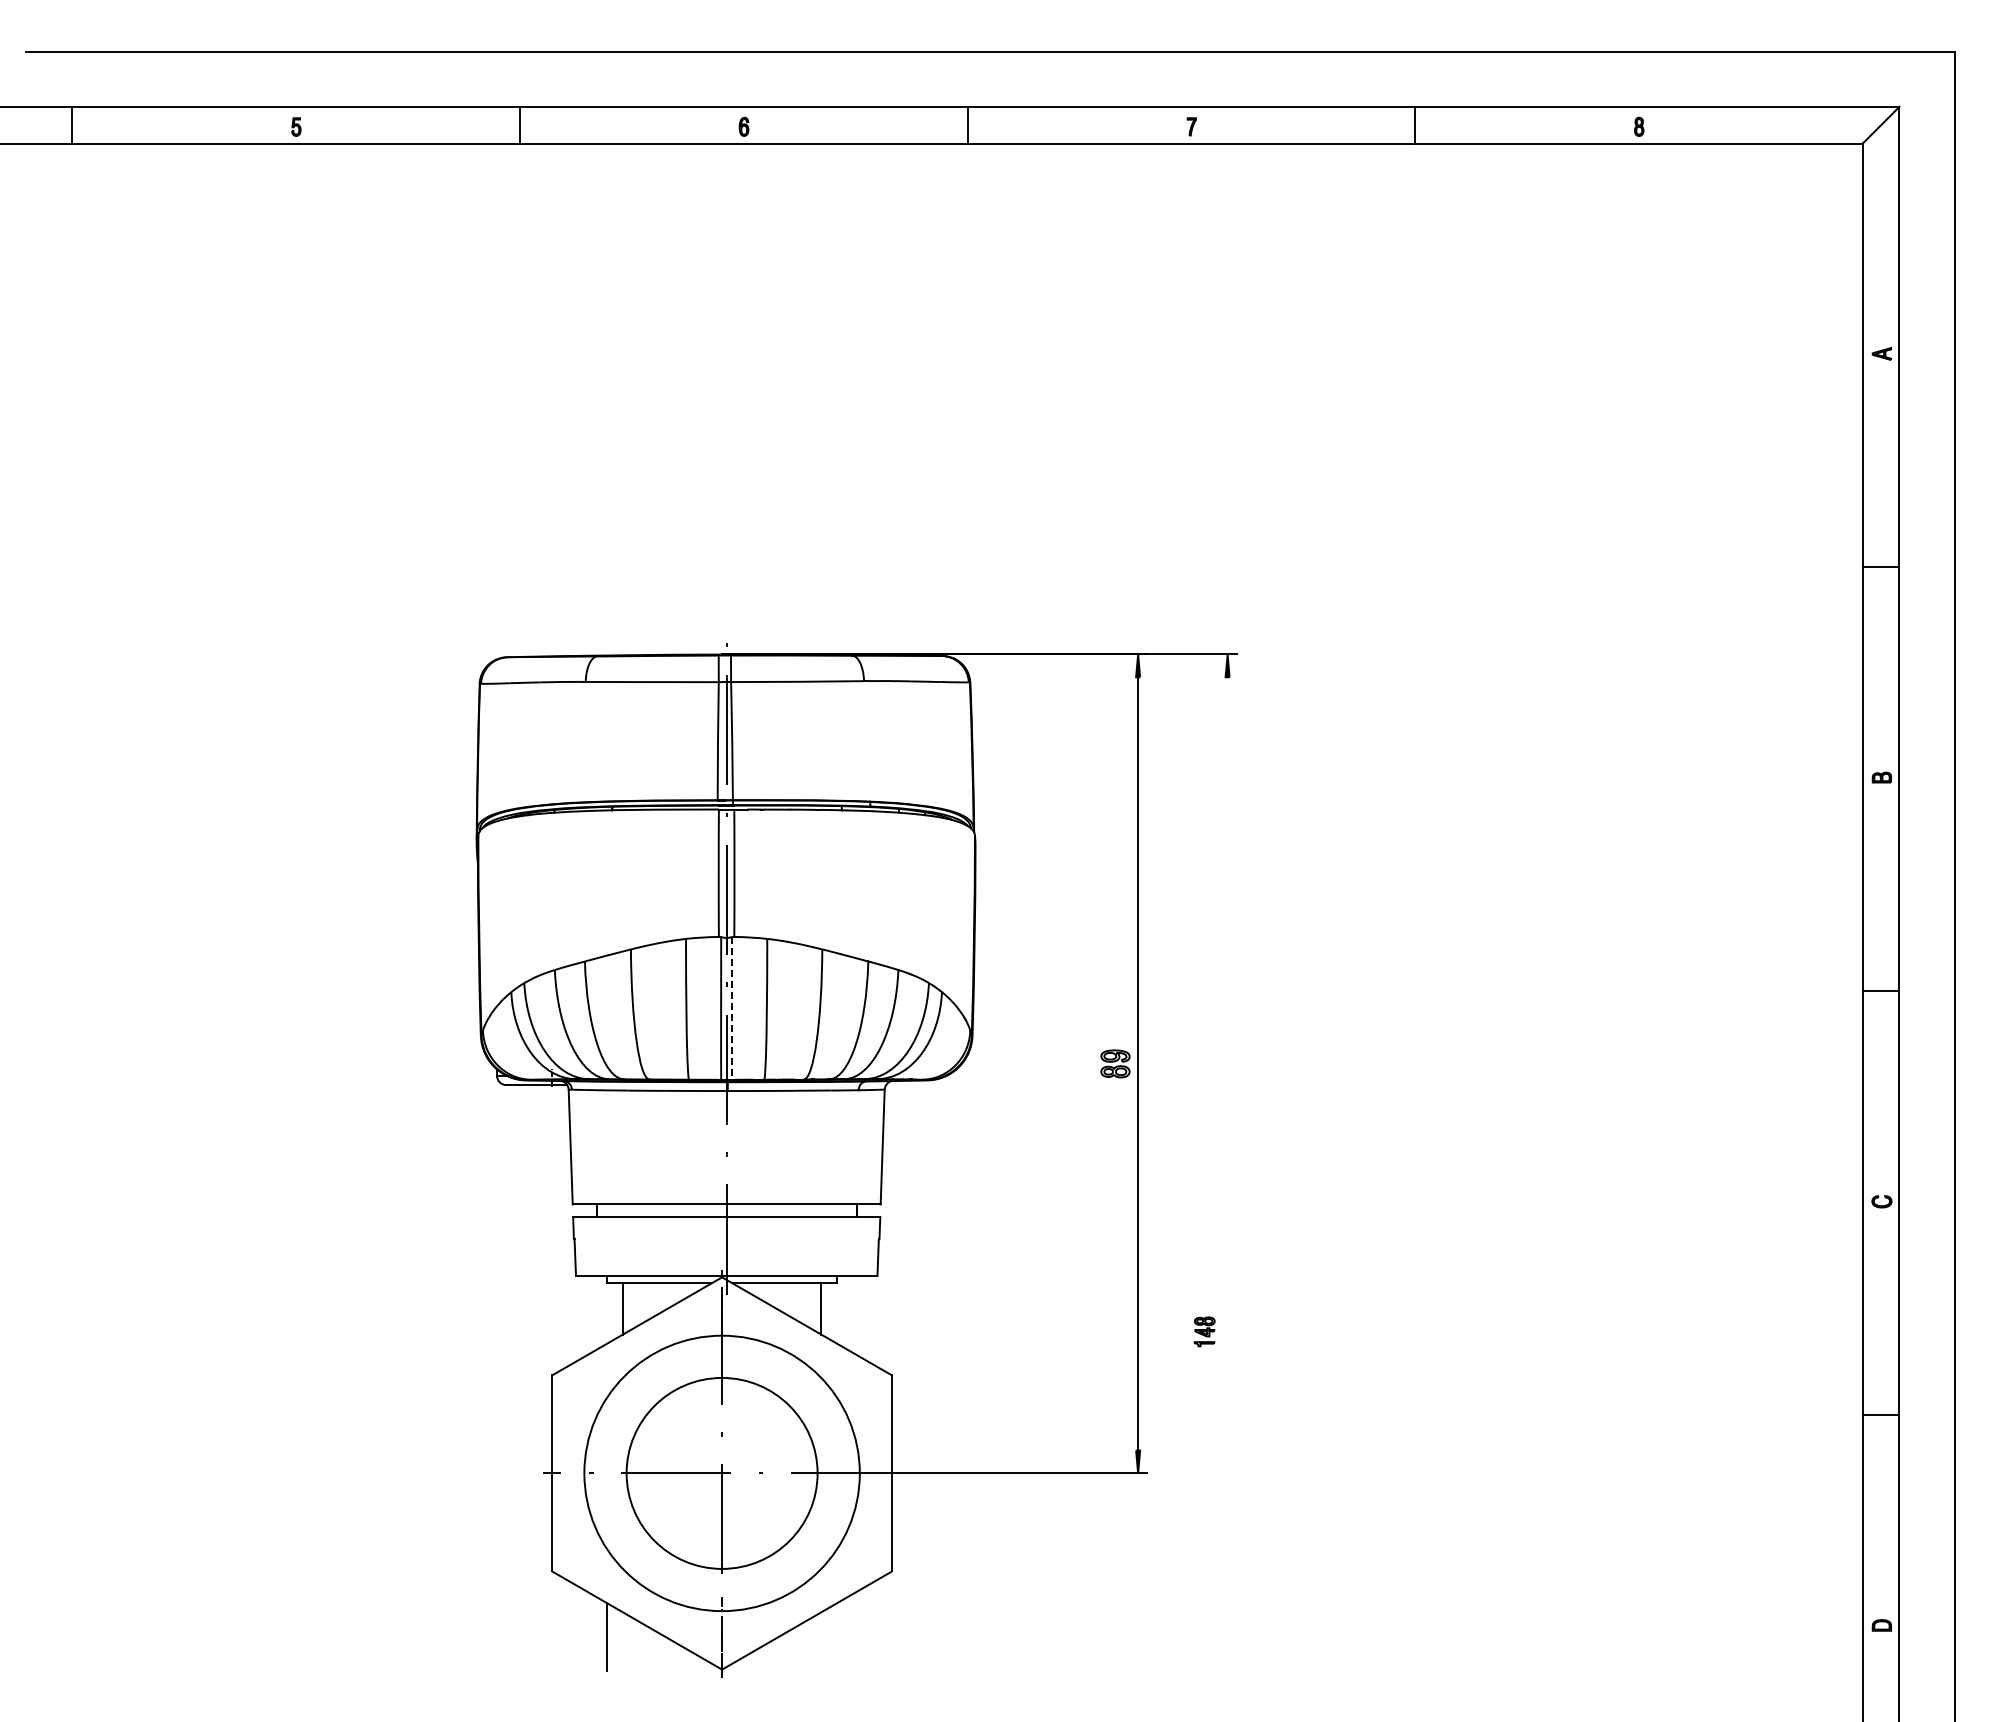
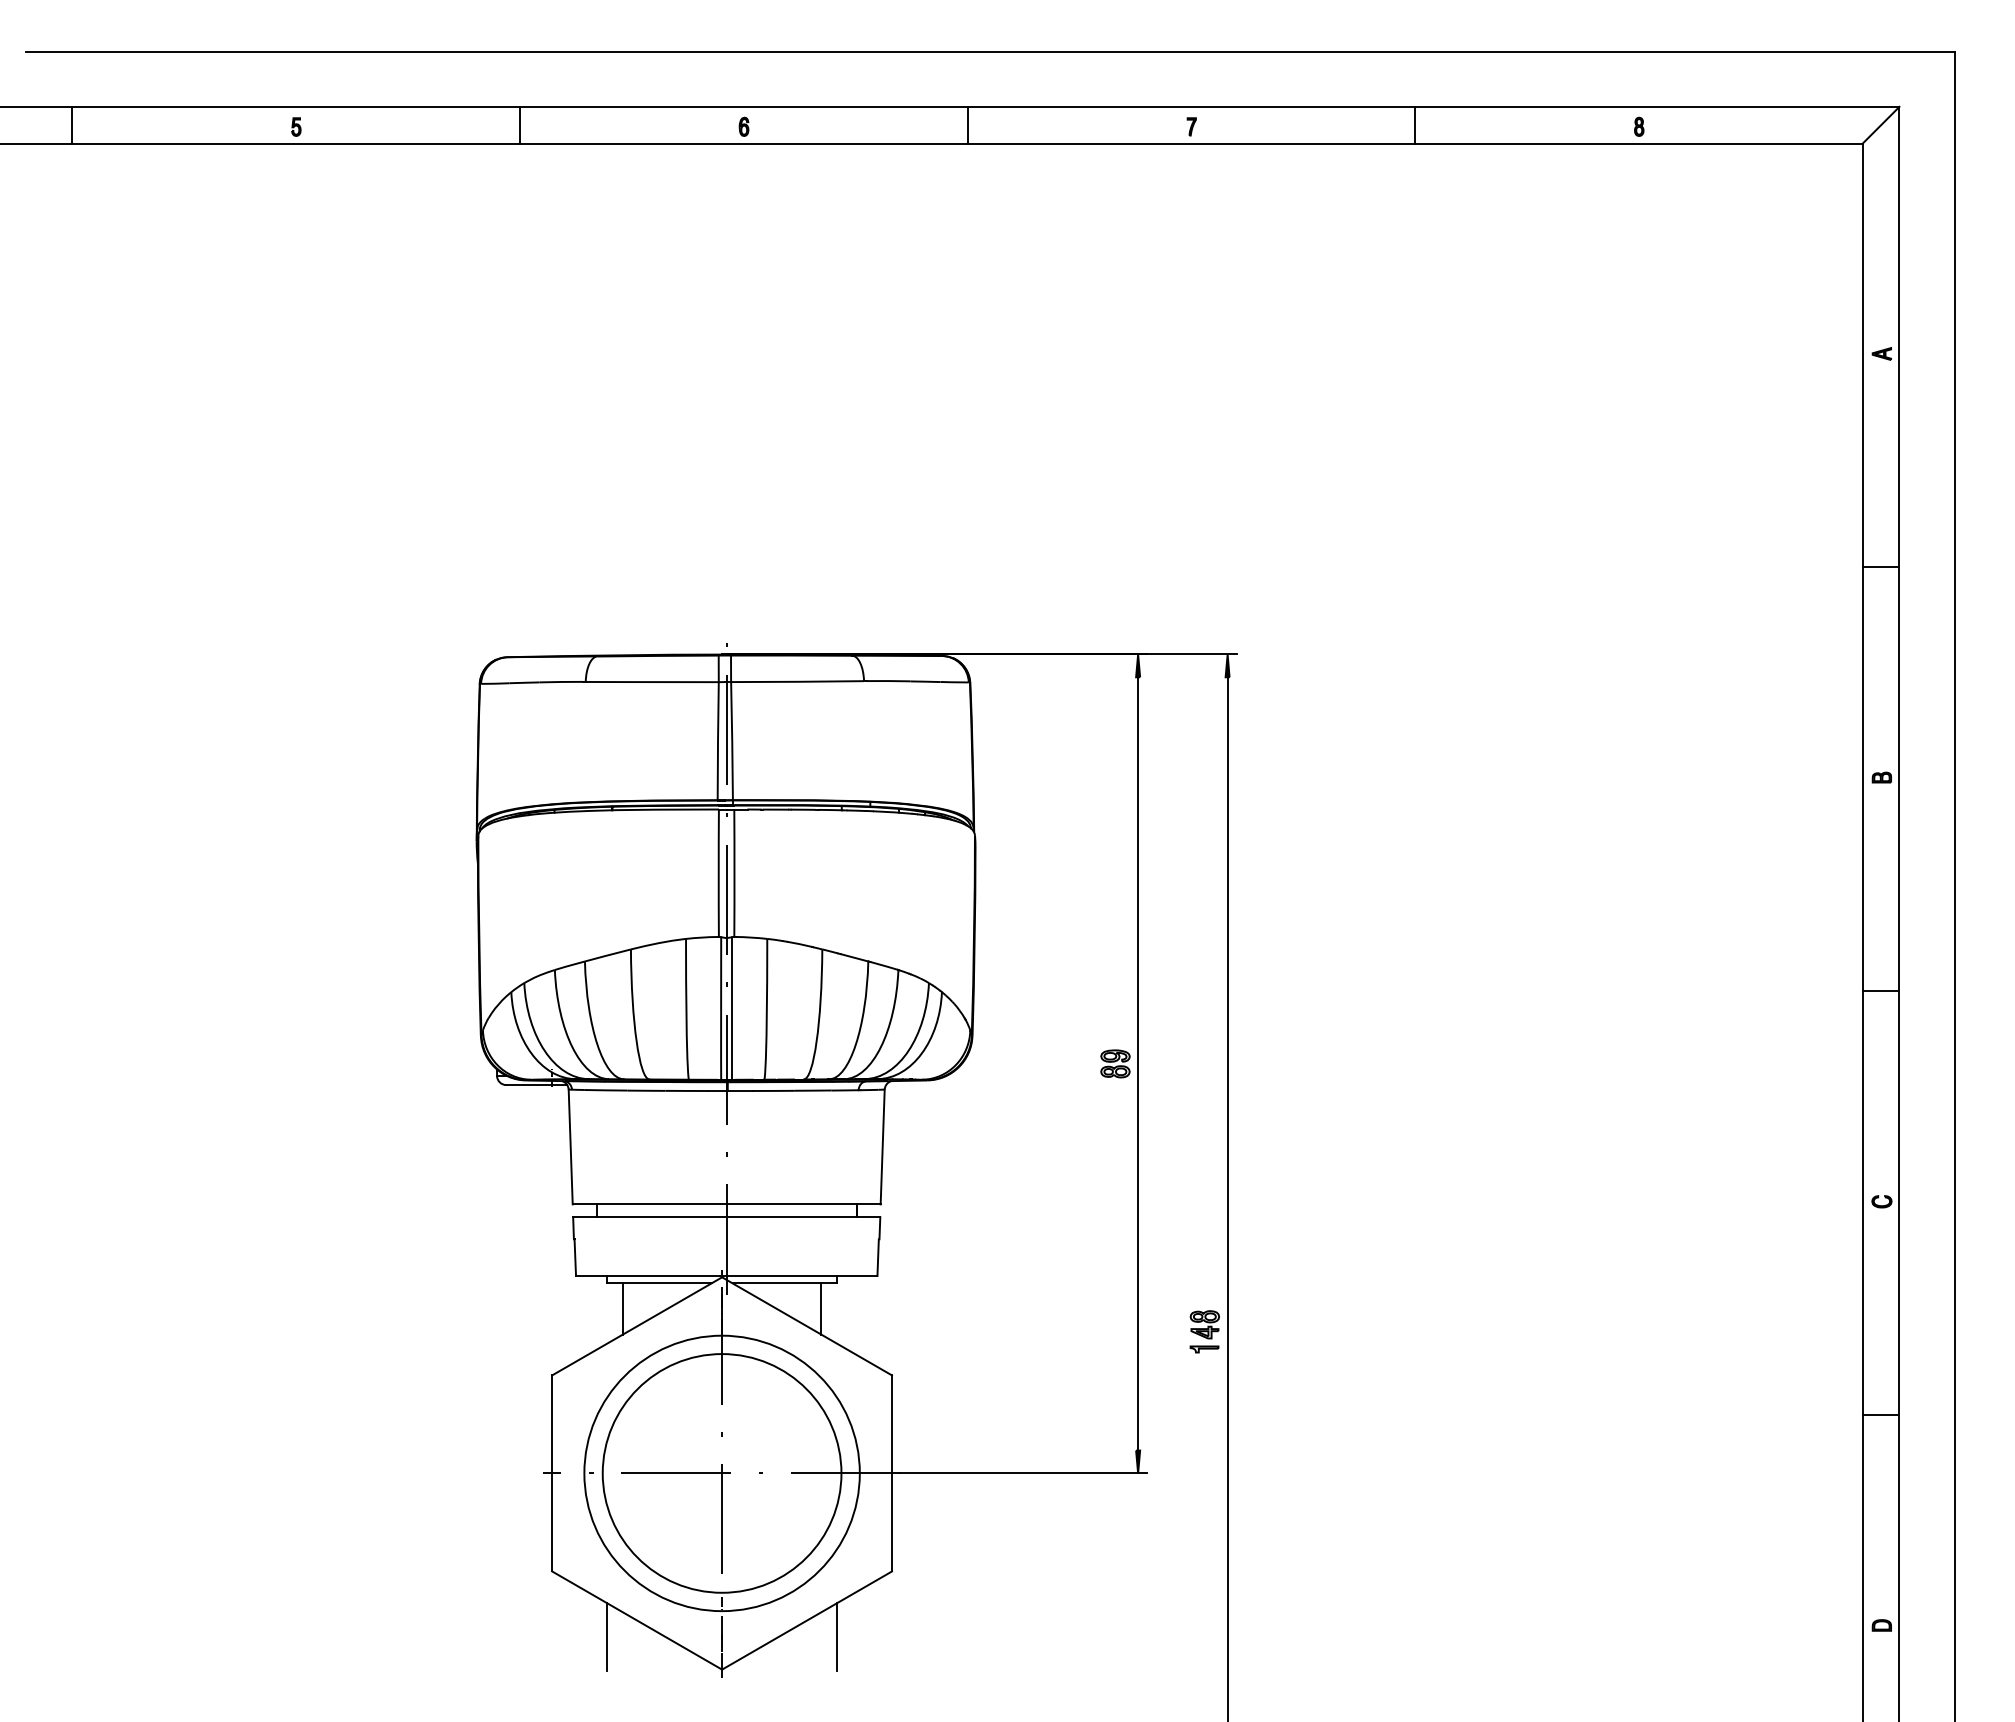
line: dashed -> solid (732, 1009)
line: none -> present (1227, 1197)
part size: 23x32 px -> 31x44 px (1204, 1331)
circle diameter: 191 px -> 239 px (721, 1473)
line: none -> present (836, 1636)
